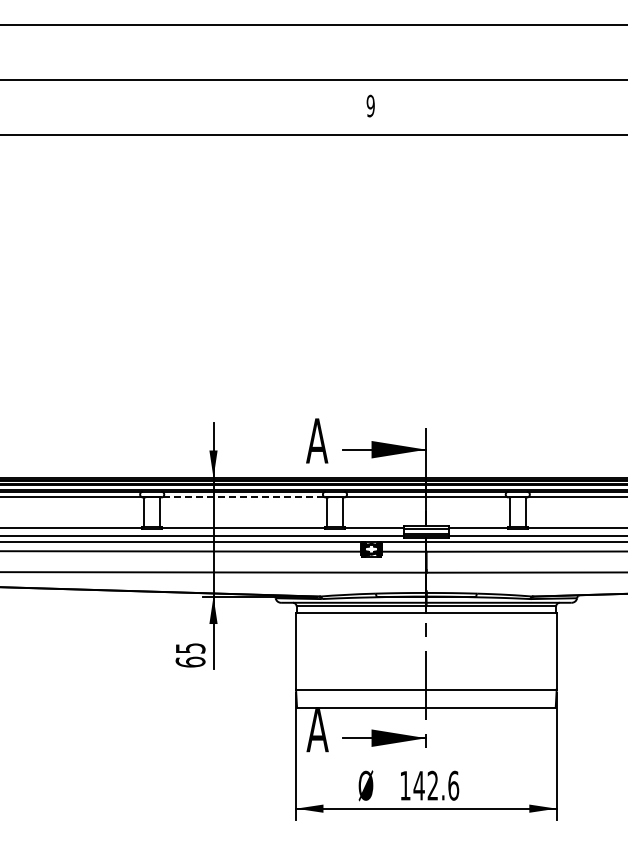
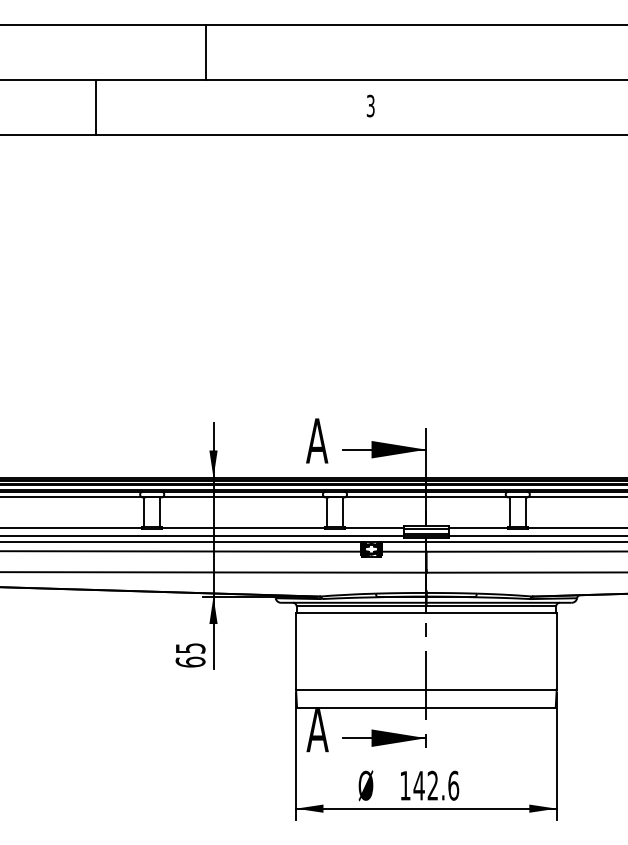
line: none -> present (206, 52)
text: 9 -> 3 (370, 105)
line: none -> present (96, 107)
line: dashed -> solid (243, 497)
